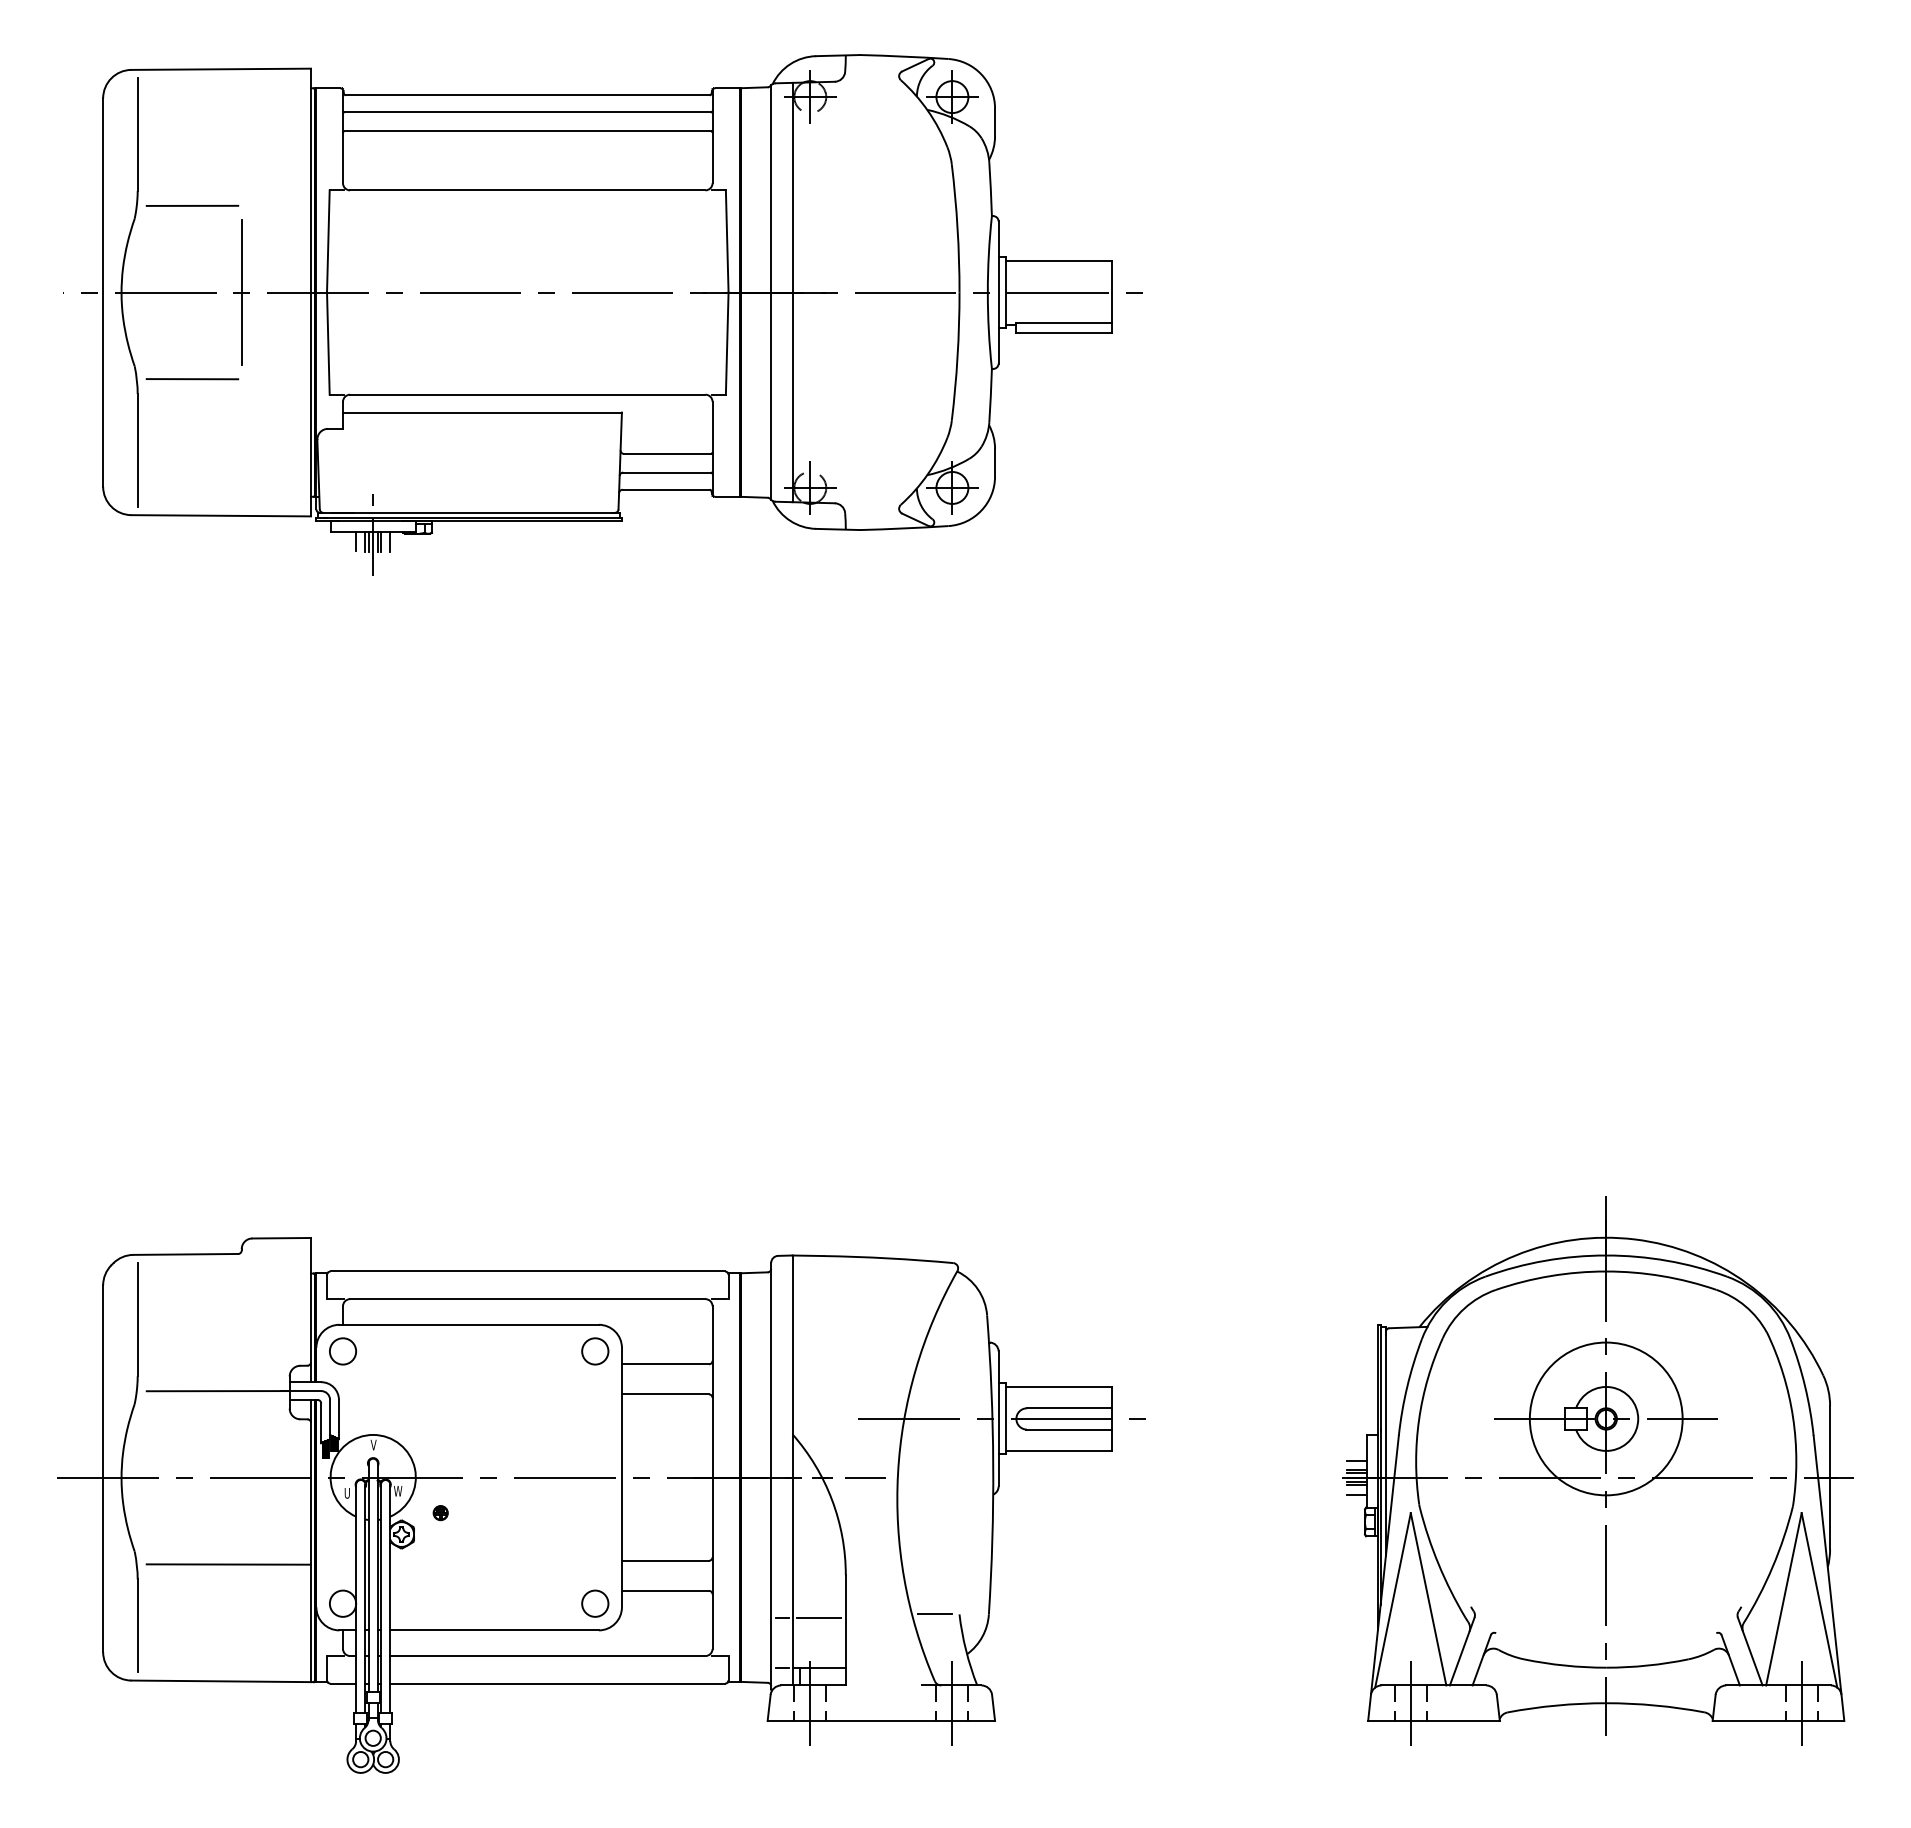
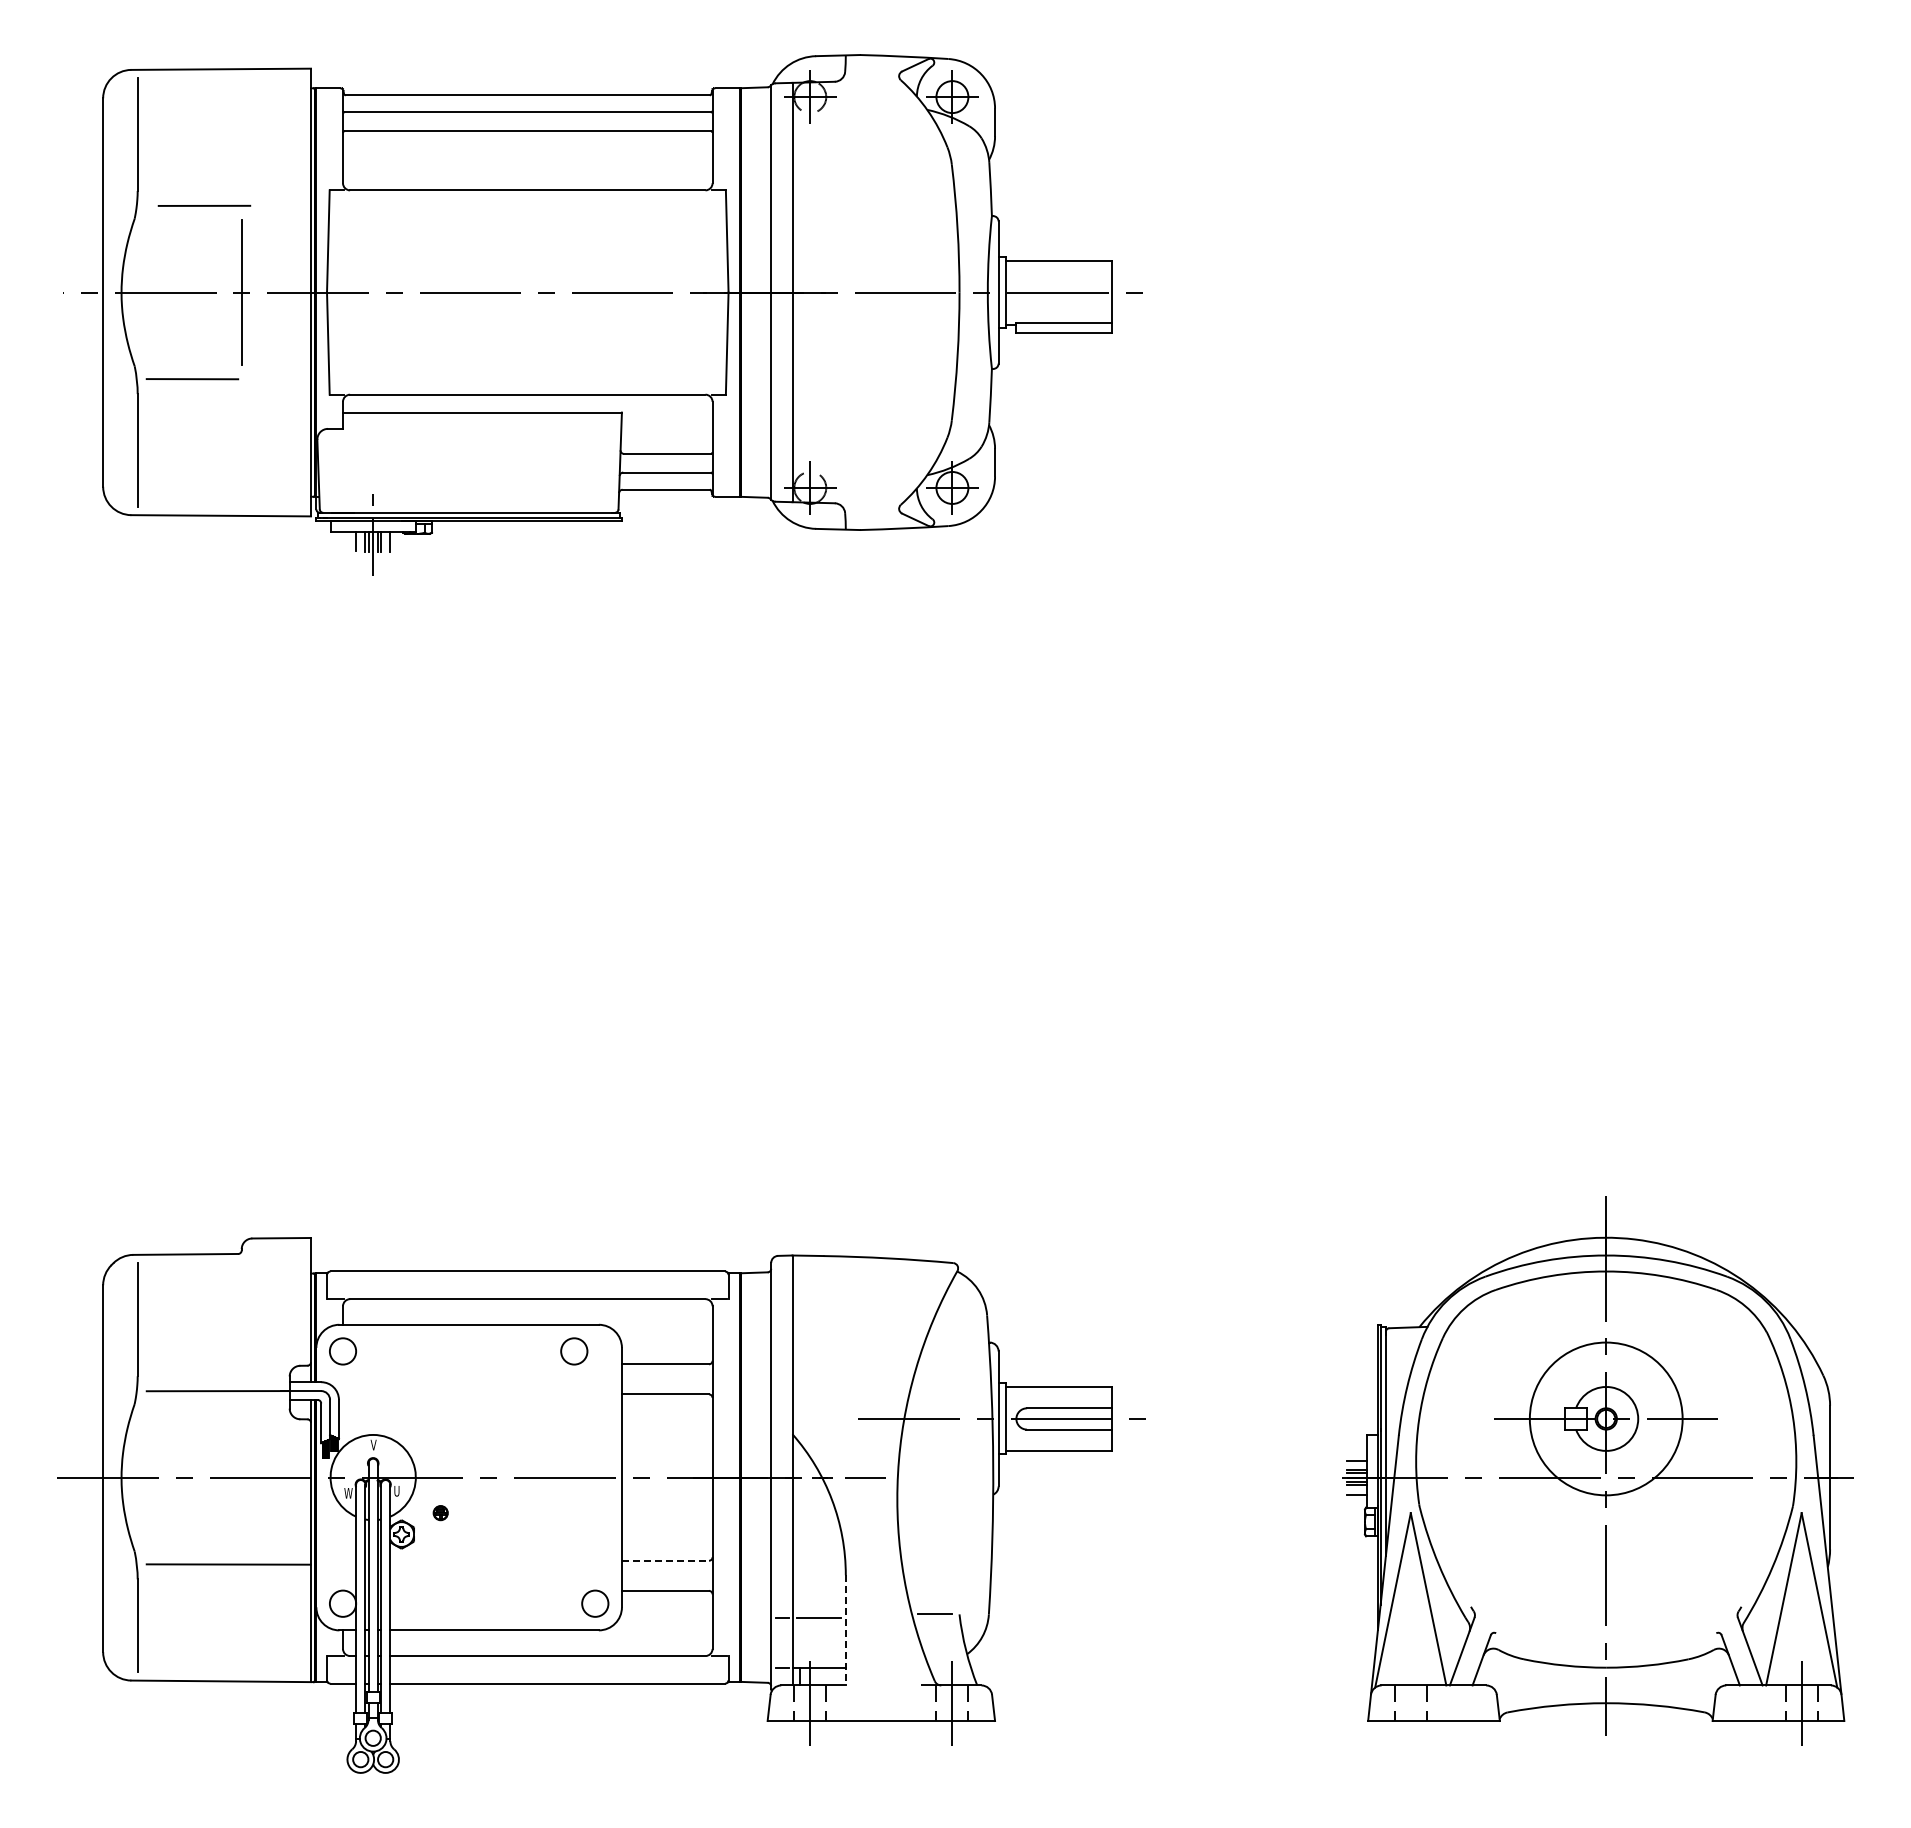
line position: (192, 205) -> (204, 205) (204, 205)
circle position: (595, 1351) -> (574, 1351) (574, 1351)
text: W -> U (398, 1491)
text: U -> W (348, 1493)
line: solid -> dashed (665, 1560)
line: solid -> dashed (845, 1630)
line: present -> none (1410, 1702)
